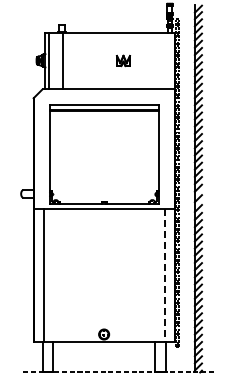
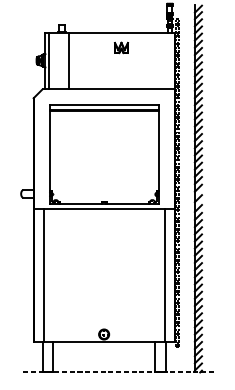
line position: (62, 60) -> (68, 60) (68, 60)
part position: (123, 60) -> (121, 47) (121, 47)
line: dashed -> solid (164, 275)
